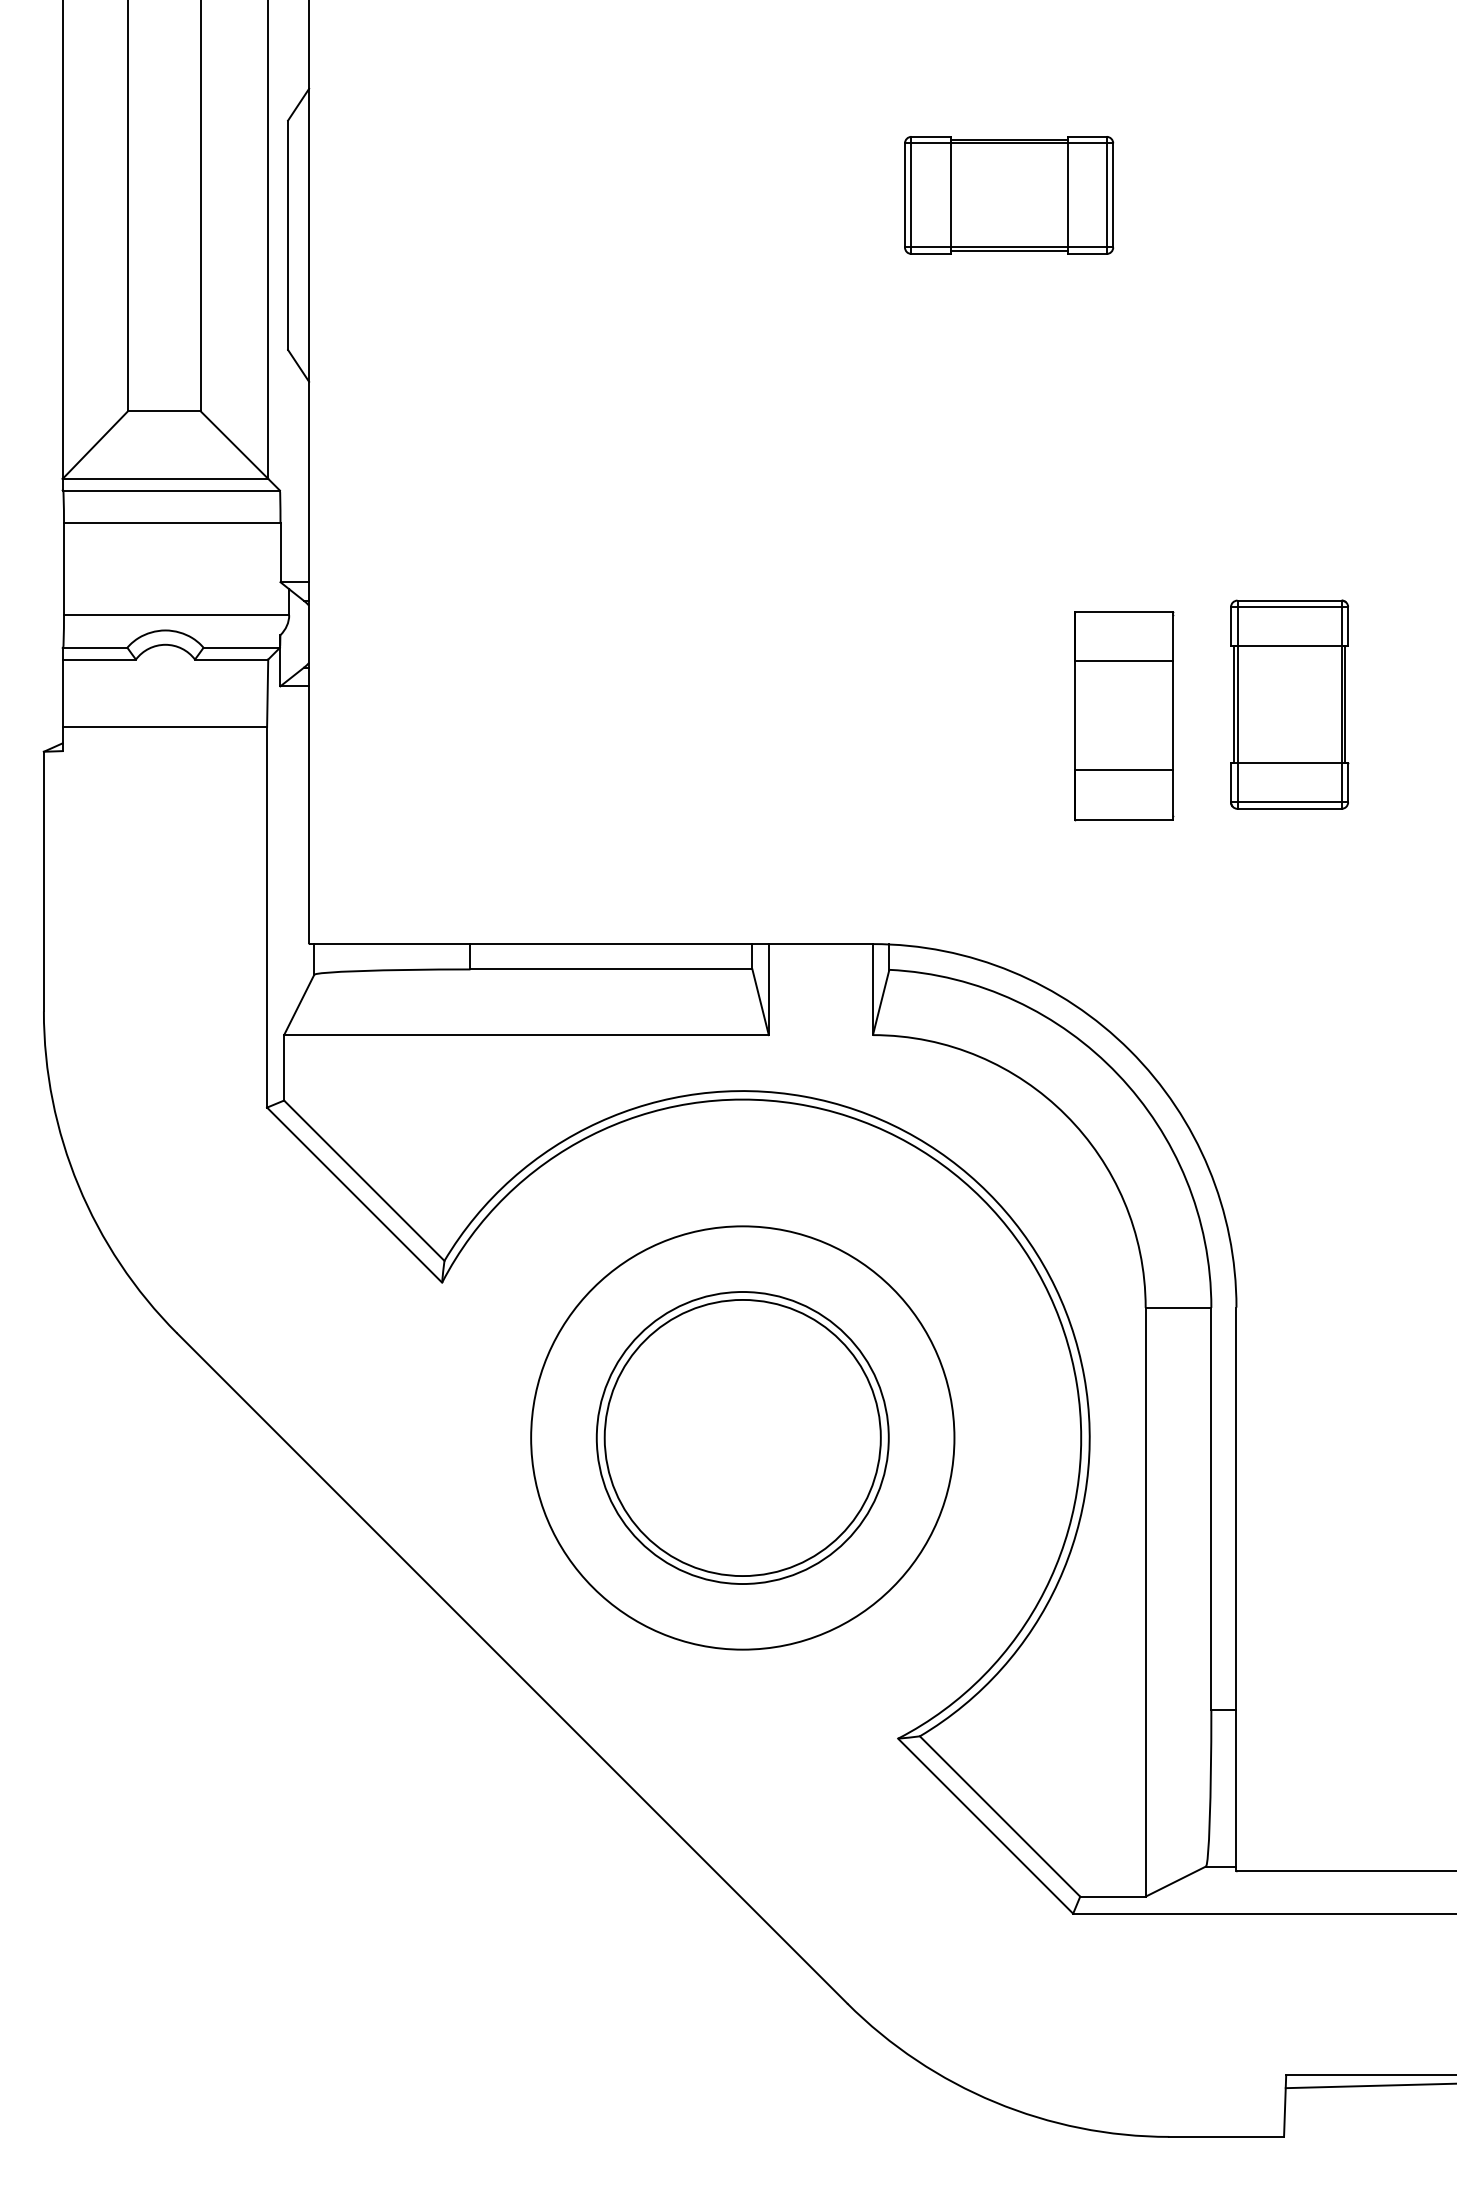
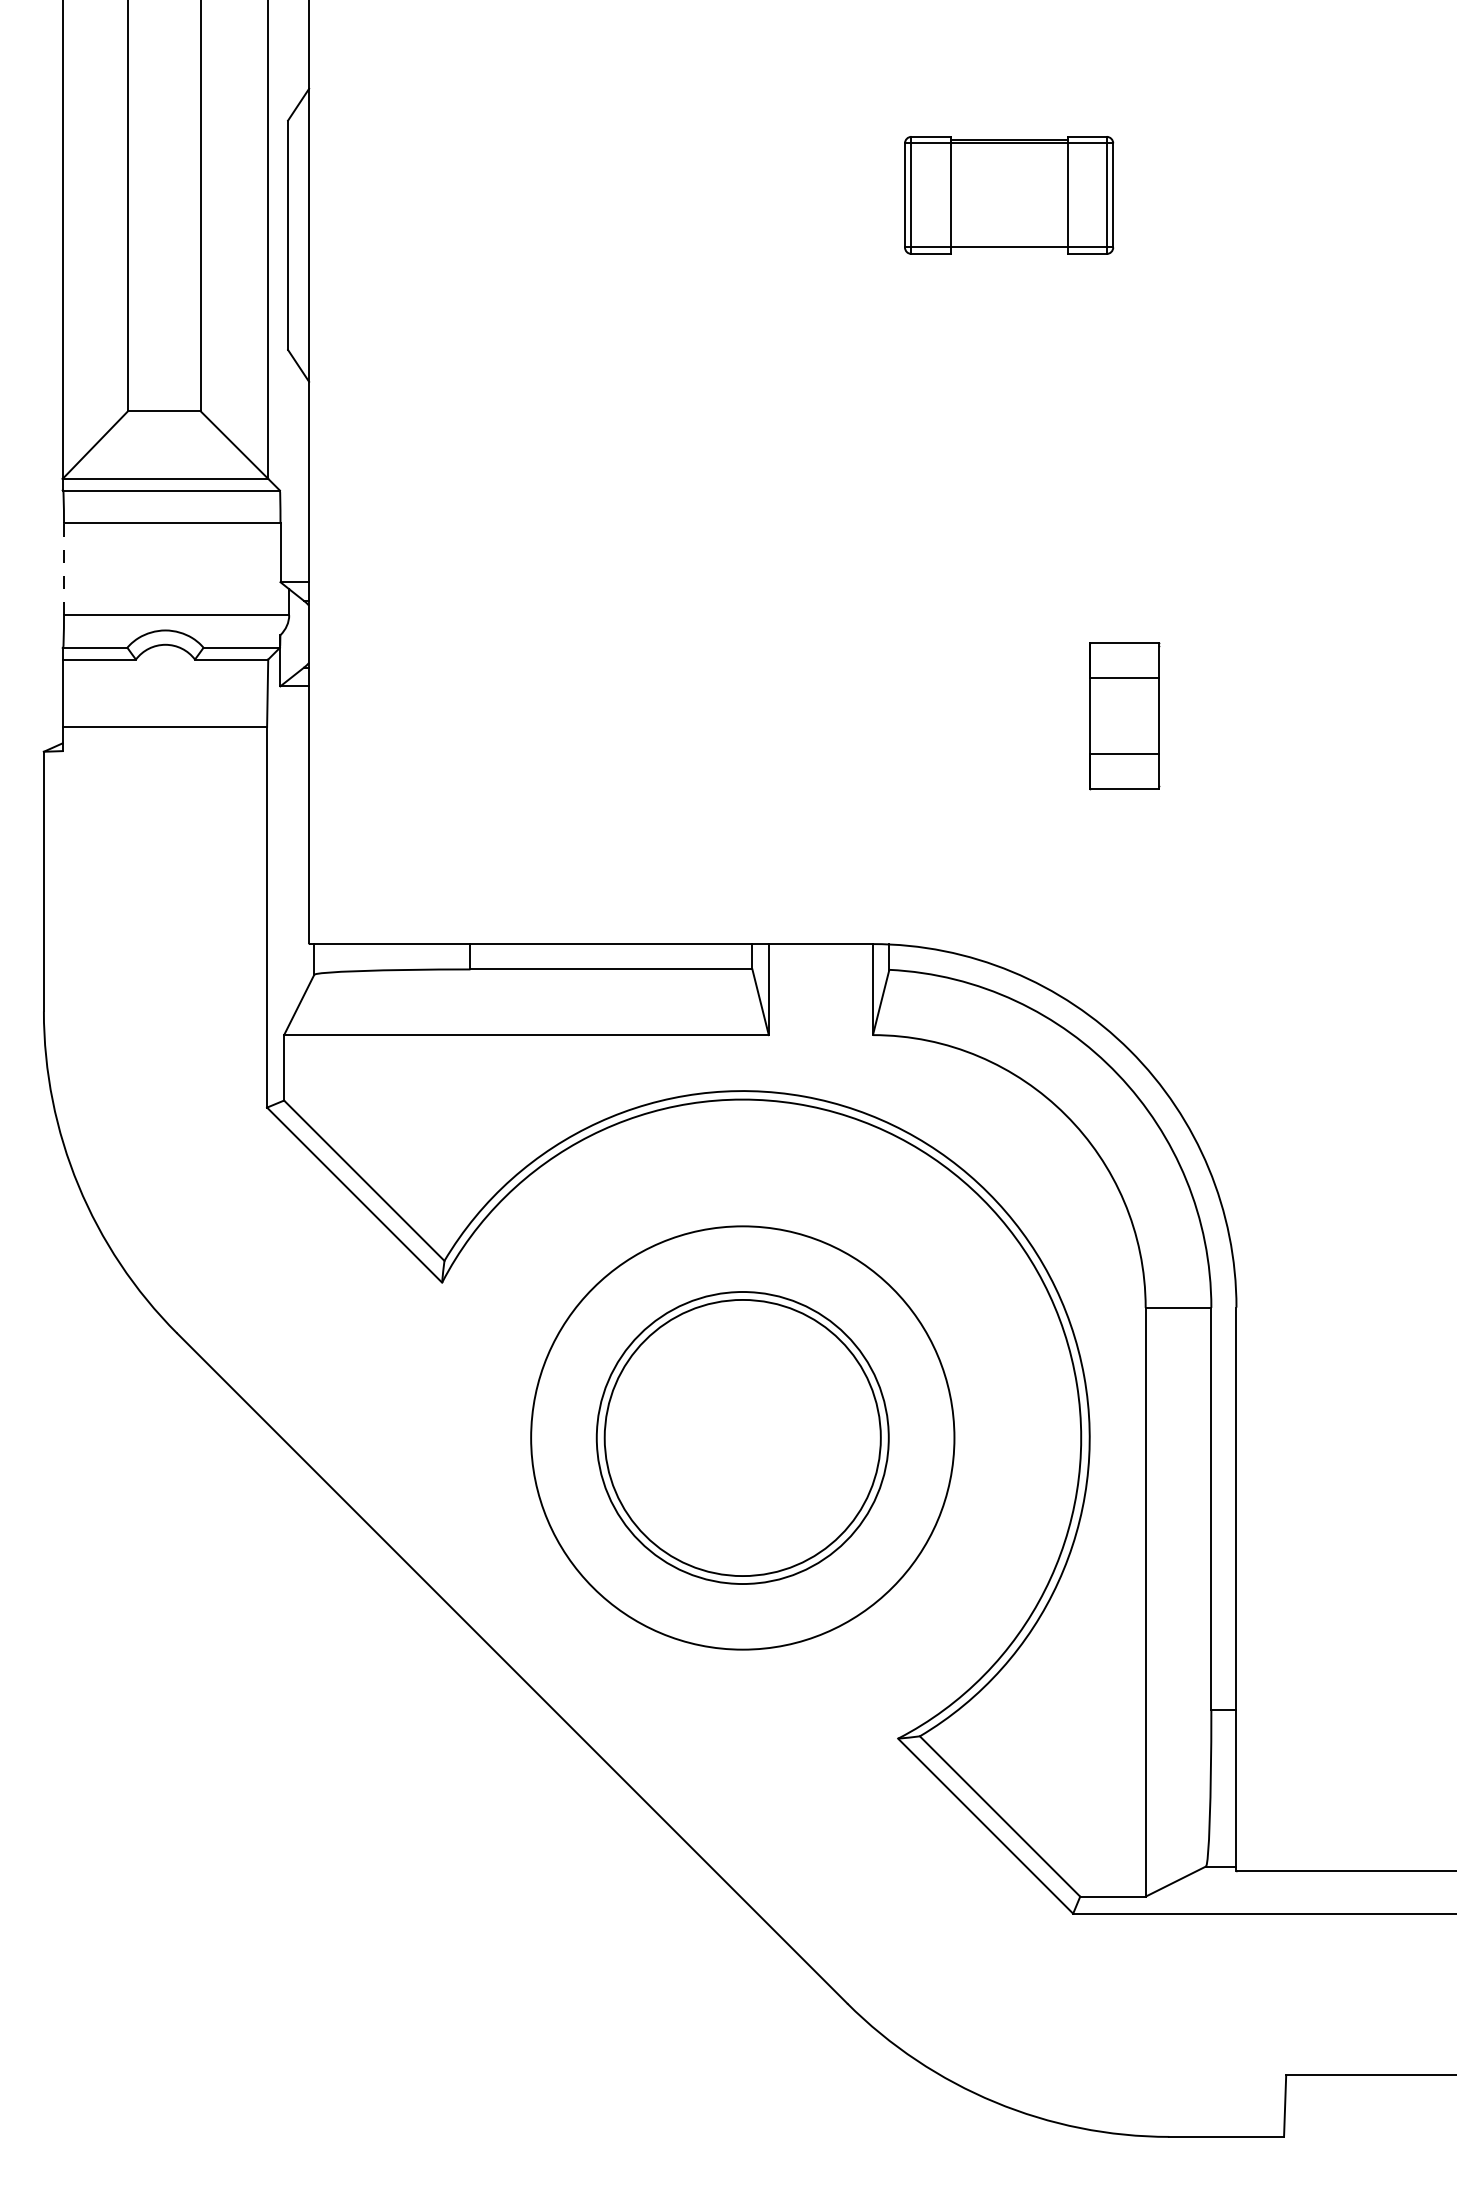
line: present -> none (1008, 250)
line: solid -> dashed (64, 568)
part: present -> none (1289, 704)
part size: 101x211 px -> 72x149 px (1124, 716)
line: present -> none (1369, 2085)
